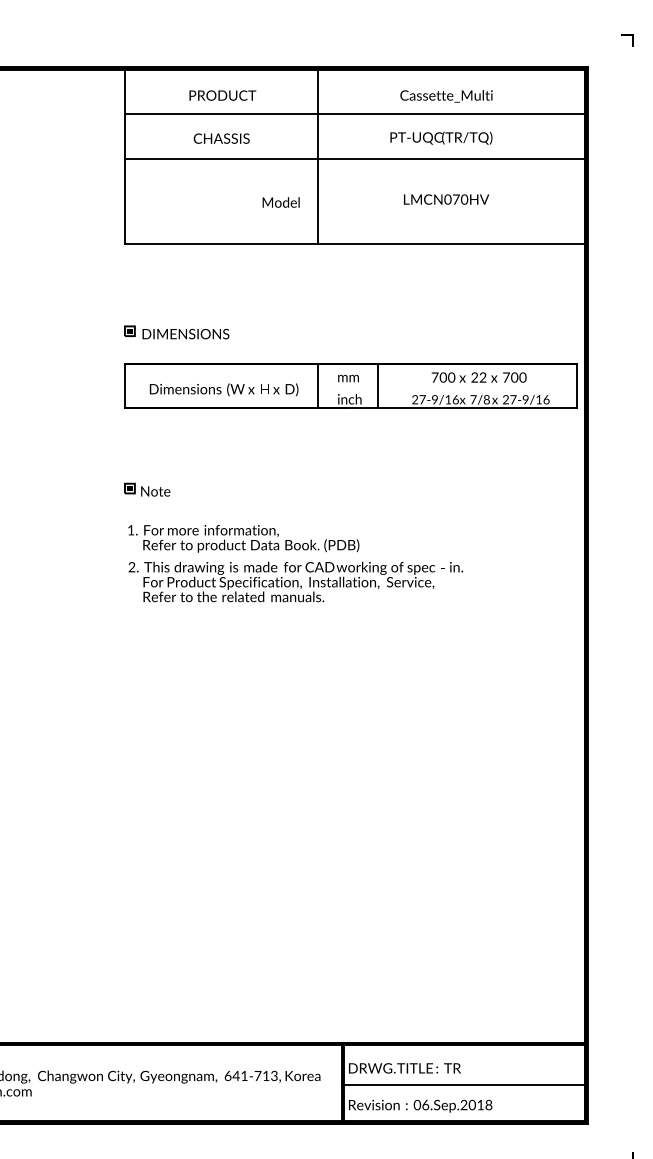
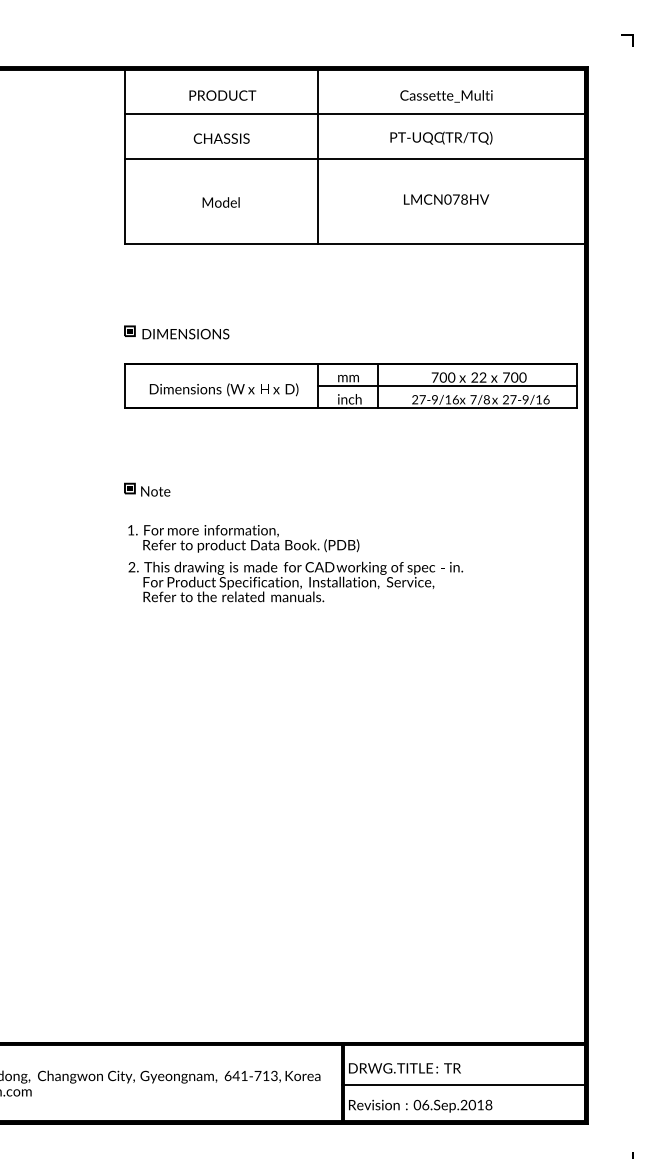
text: LMCN070HV -> LMCN078HV (464, 199)
text position: (280, 202) -> (220, 202) (220, 202)
line: none -> present (446, 385)
